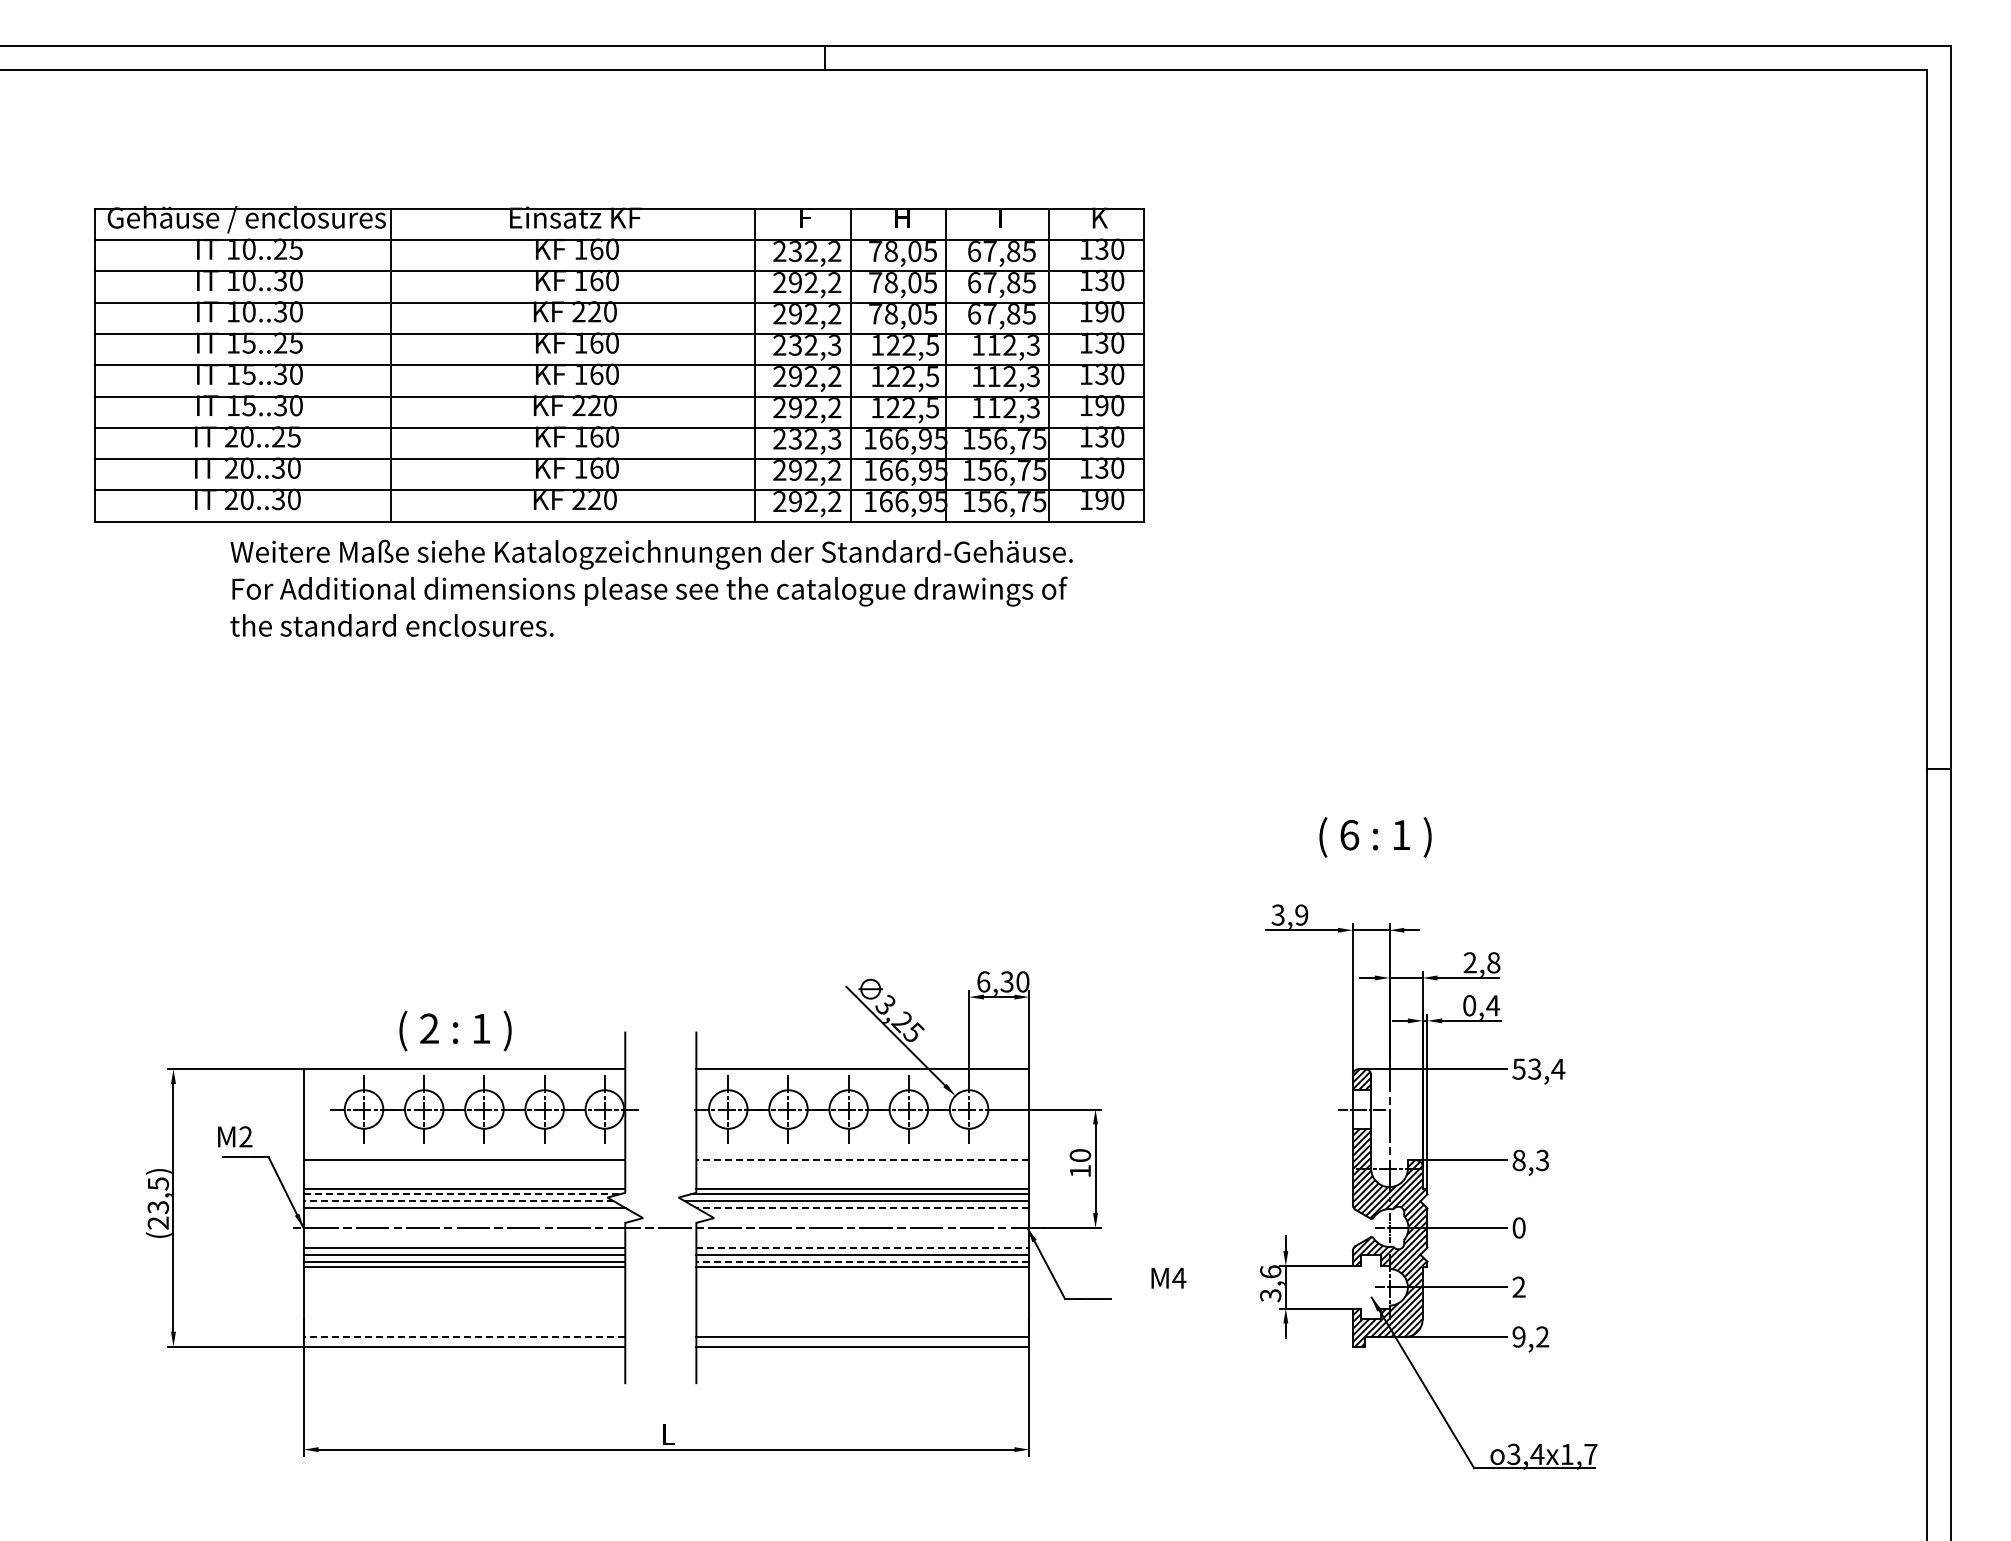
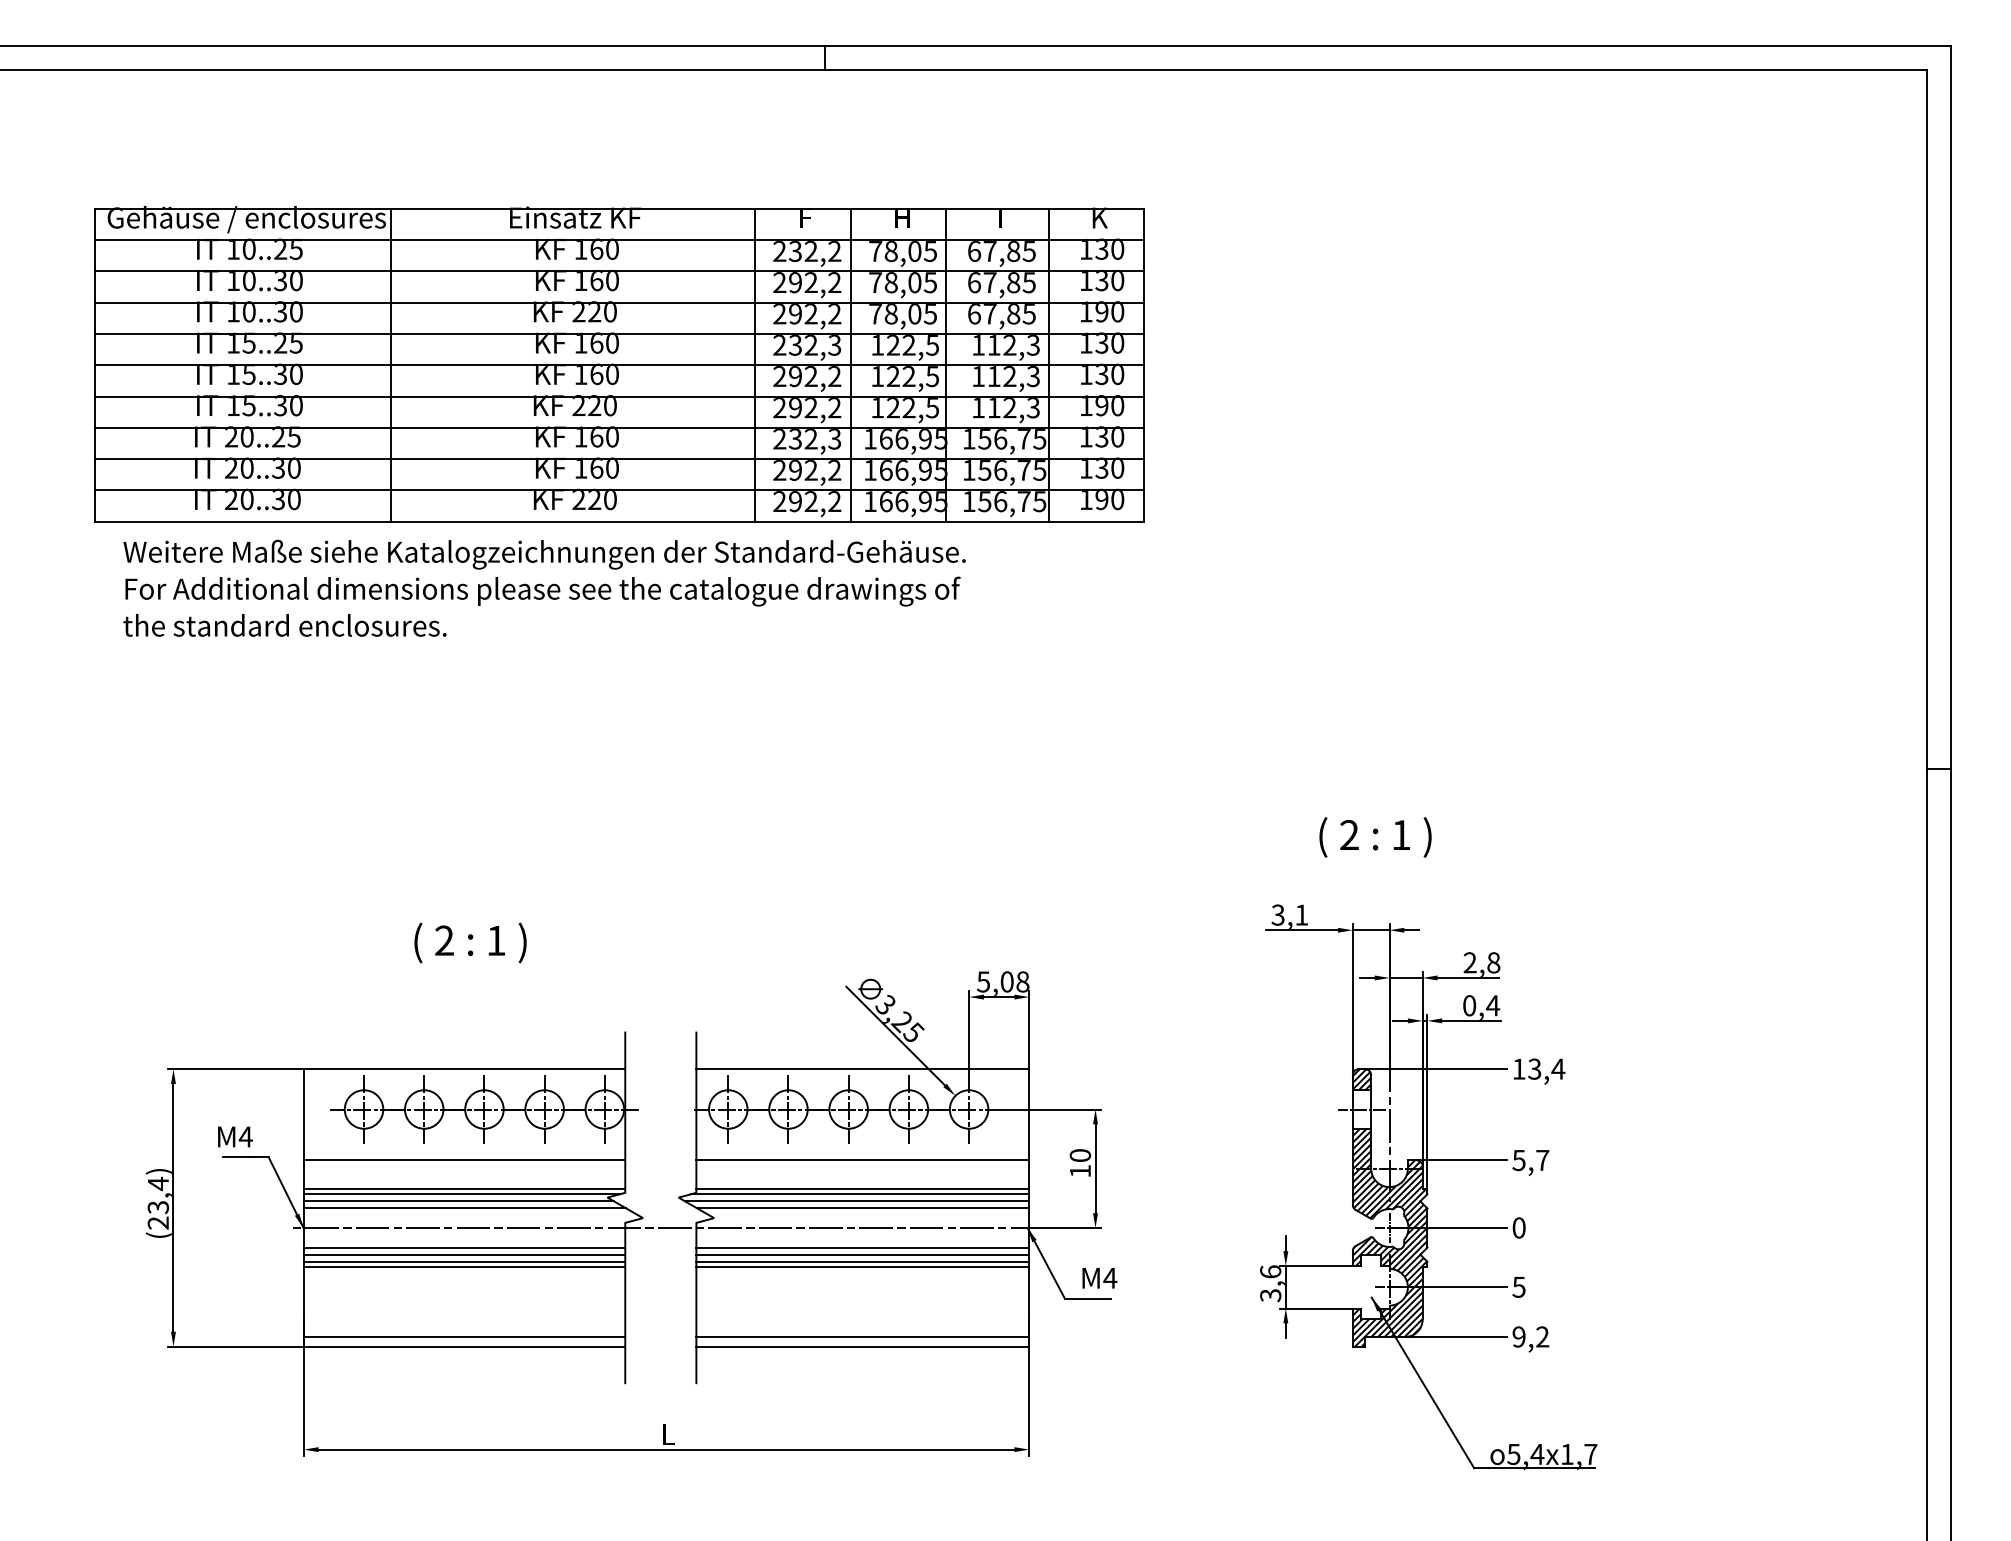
text position: (651, 587) -> (544, 587) (544, 587)
text: 6 -> 2 (1349, 834)
text: 3,9 -> 3,1 (1301, 914)
text: 6,30 -> 5,08 (1003, 981)
text position: (455, 1030) -> (470, 942) (470, 942)
text: 53,4 -> 13,4 (1518, 1068)
text: M2 -> M4 (245, 1136)
line: dashed -> solid (862, 1160)
text: 8,3 -> 5,7 (1530, 1160)
text: (23,5) -> (23,4) (158, 1183)
line: dashed -> solid (462, 1194)
line: dashed -> solid (458, 1201)
line: dashed -> solid (863, 1208)
line: dashed -> solid (863, 1247)
line: dashed -> solid (862, 1261)
text position: (1168, 1278) -> (1099, 1278) (1099, 1278)
text: 2 -> 5 (1518, 1286)
line: dashed -> solid (464, 1337)
text: 3,4x1,7 -> 5,4x1,7 (1514, 1453)
